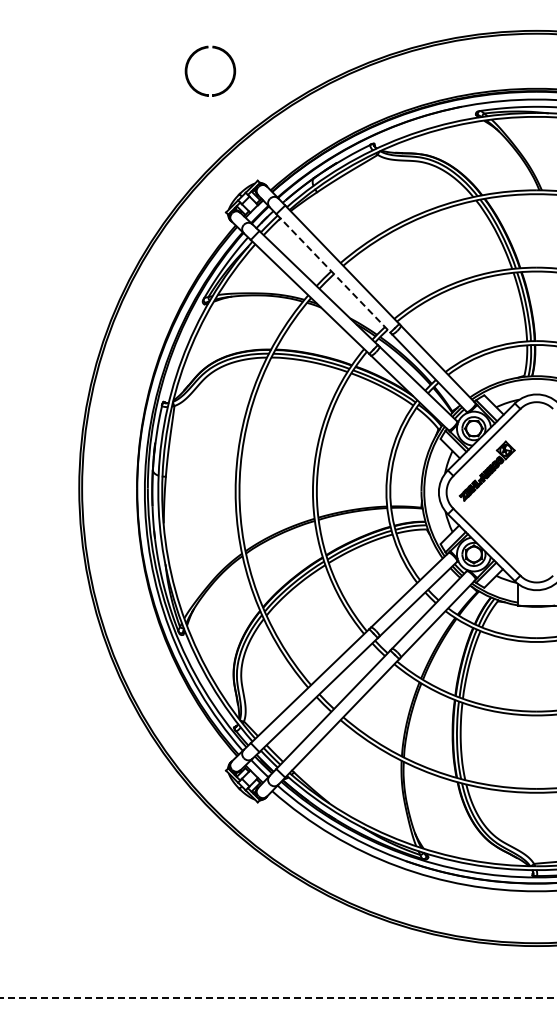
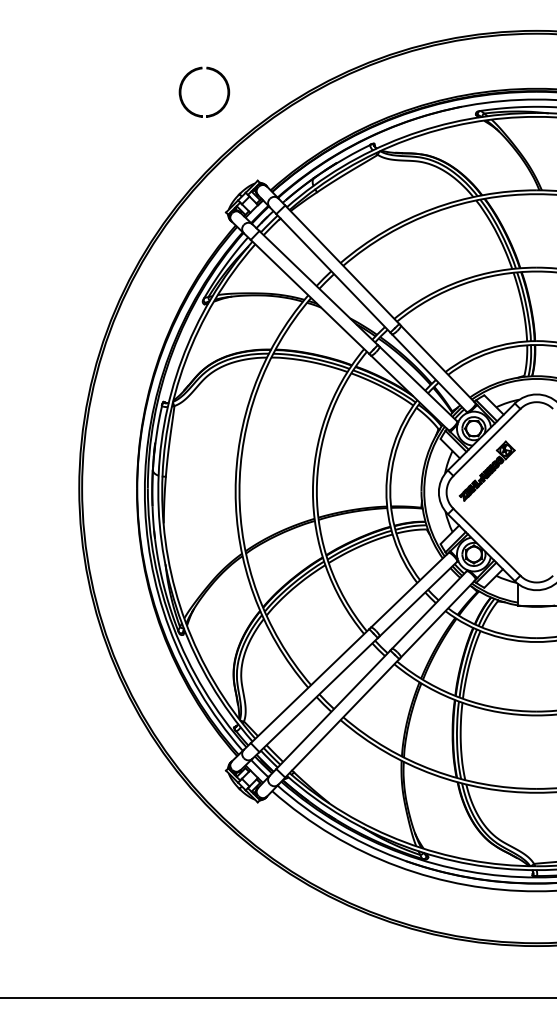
part position: (204, 49) -> (198, 70) (198, 70)
line: dashed -> solid (333, 273)
line: dashed -> solid (277, 998)
